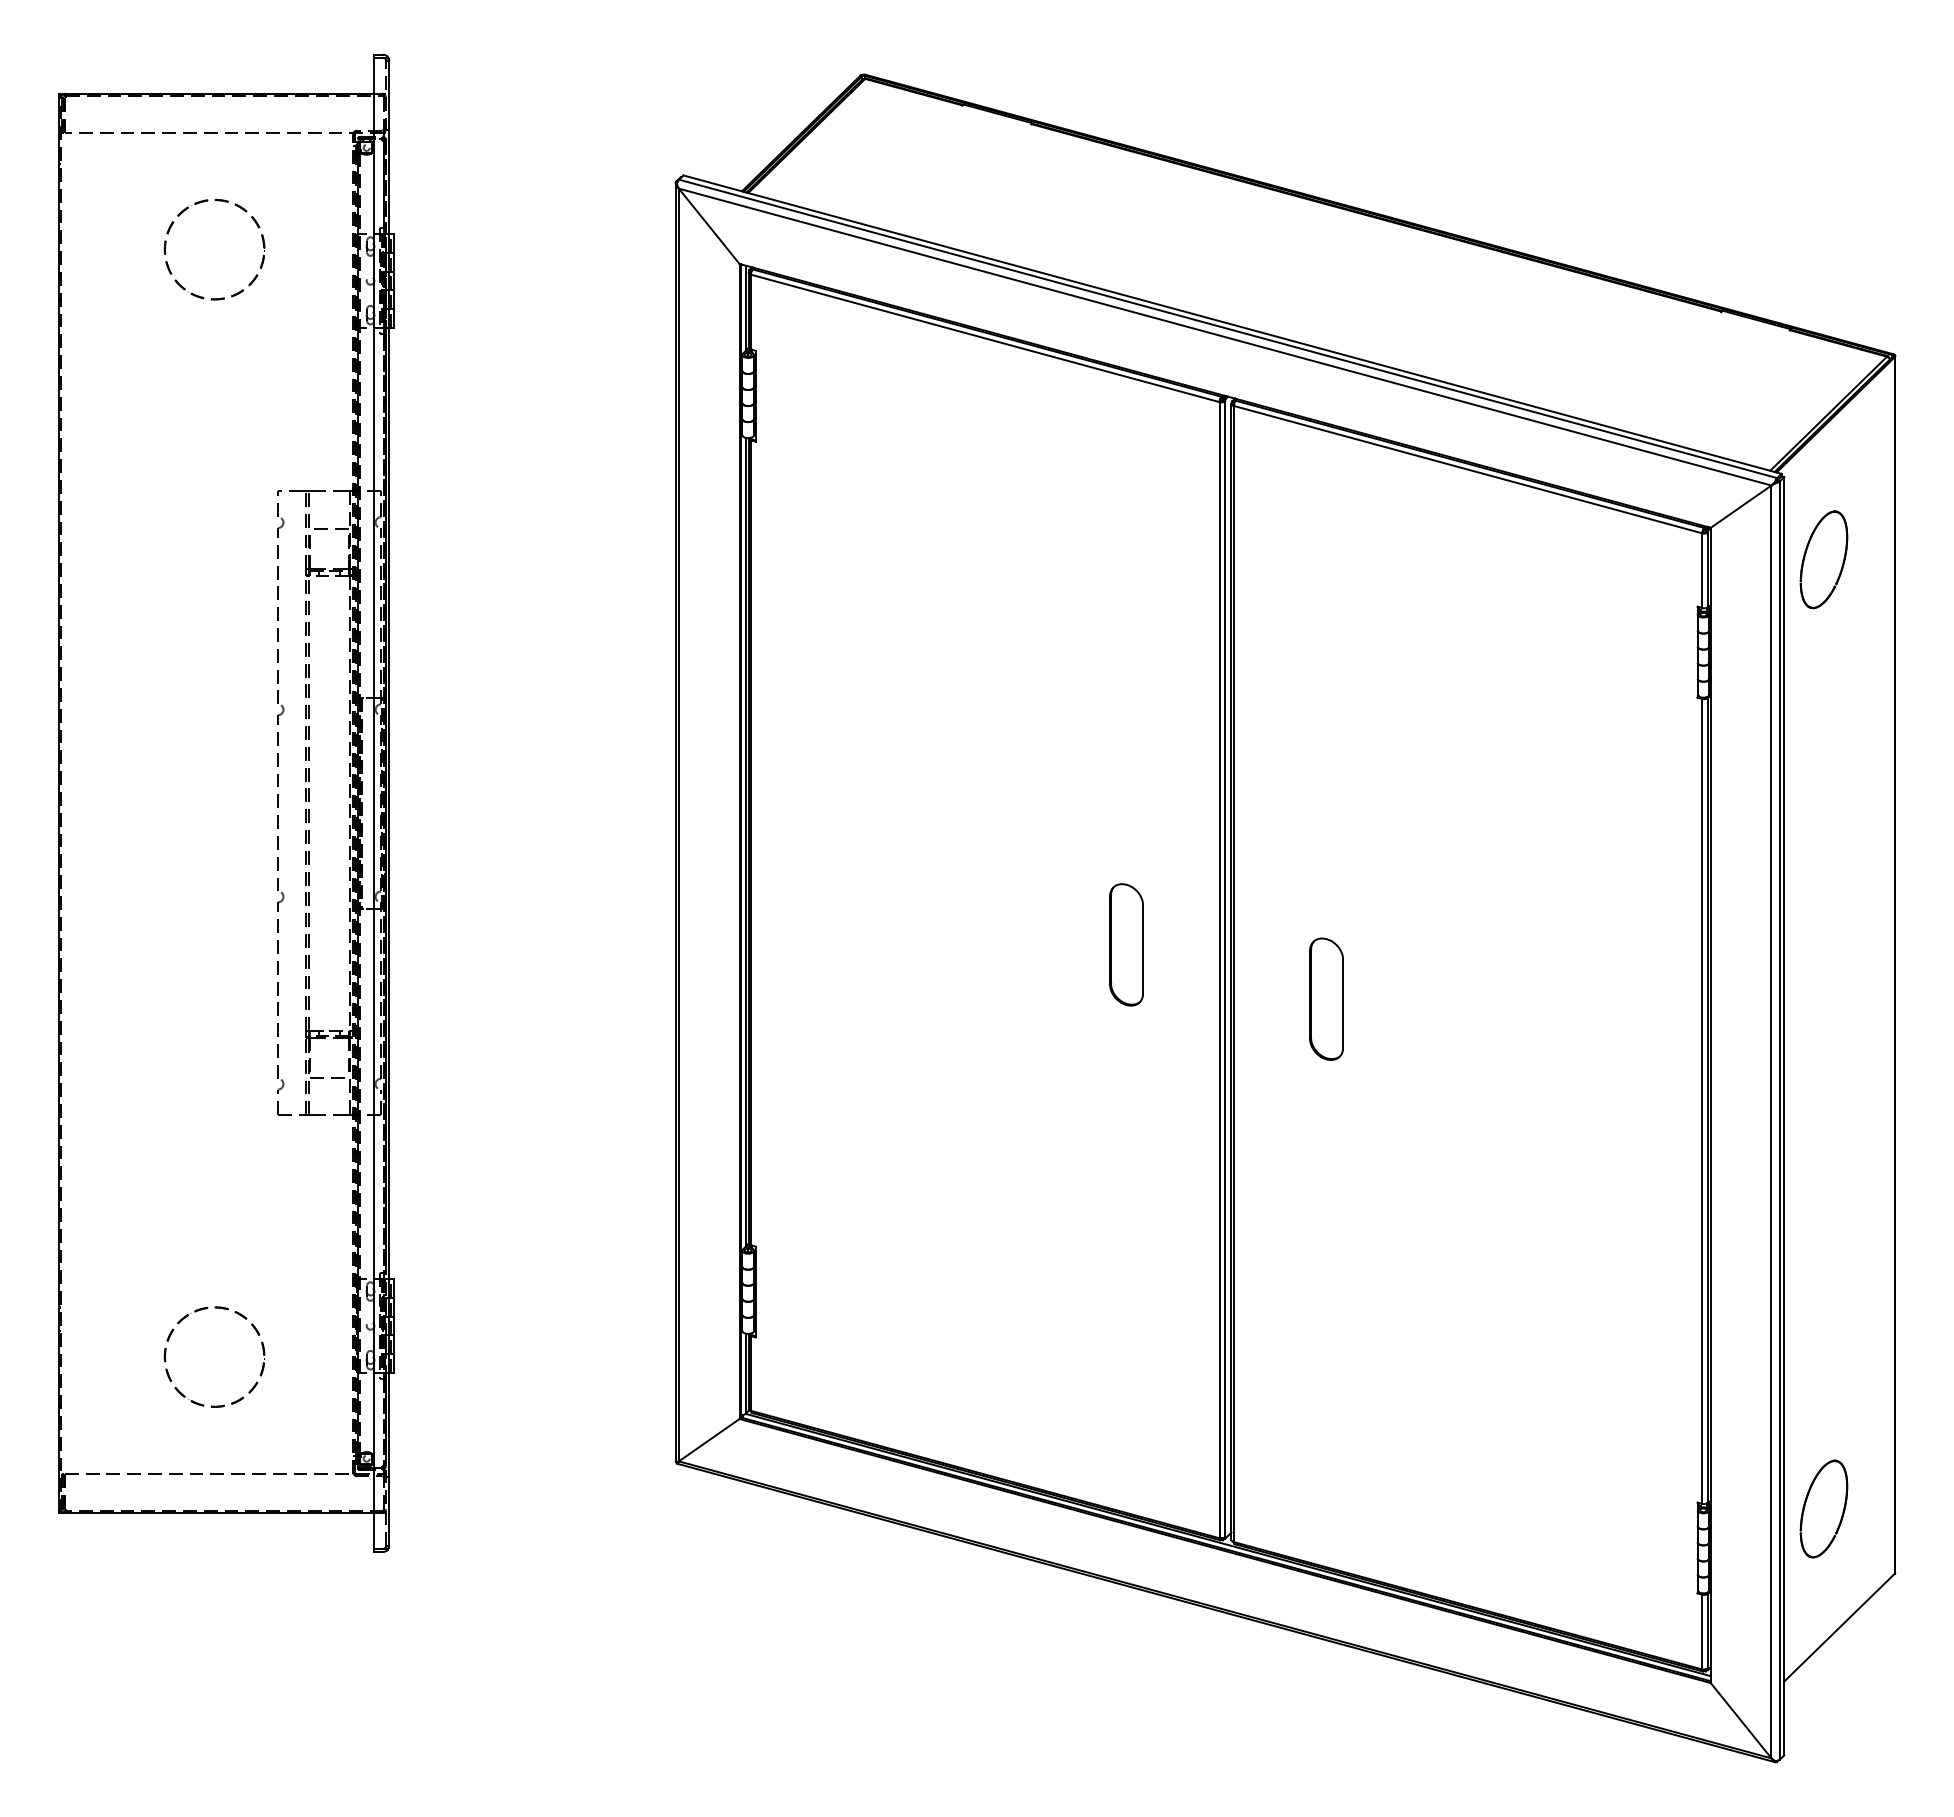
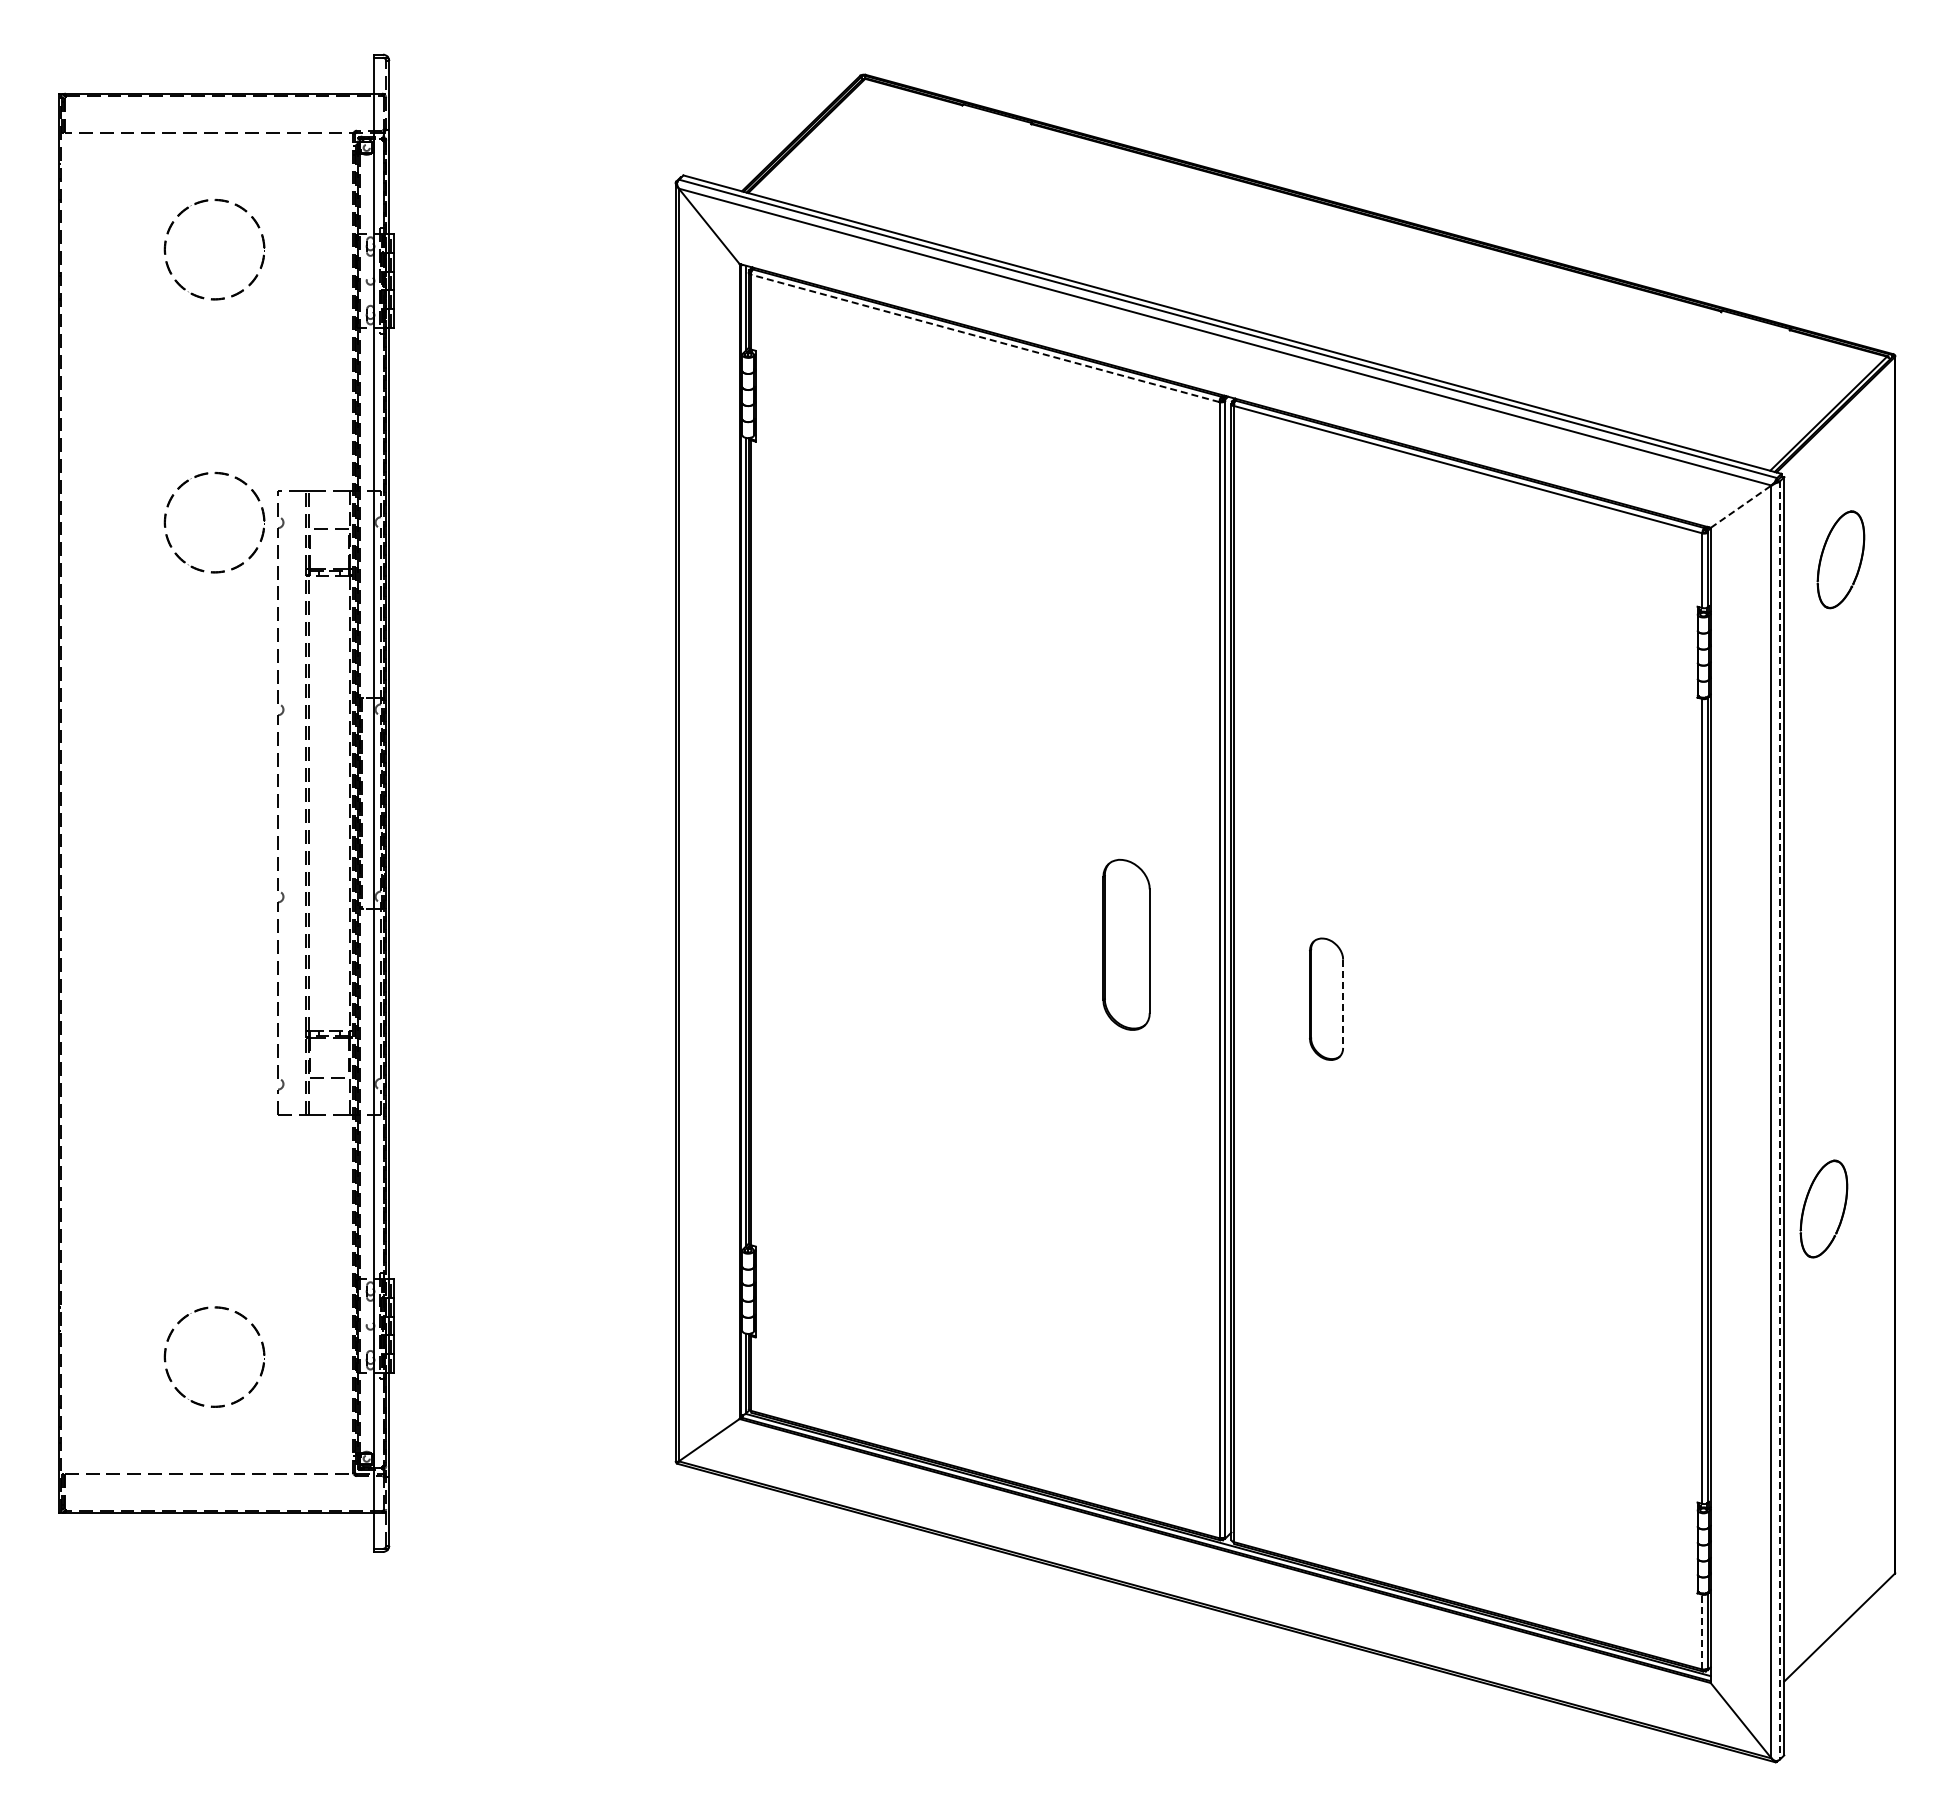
line: solid -> dashed (985, 338)
part: none -> present (186, 483)
line: solid -> dashed (1741, 506)
part position: (1823, 559) -> (1840, 559) (1840, 559)
part size: 35x124 px -> 49x173 px (1126, 944)
line: solid -> dashed (1343, 1004)
line: solid -> dashed (1779, 1121)
part position: (1823, 1508) -> (1823, 1208) (1823, 1208)
line: solid -> dashed (1702, 1631)
